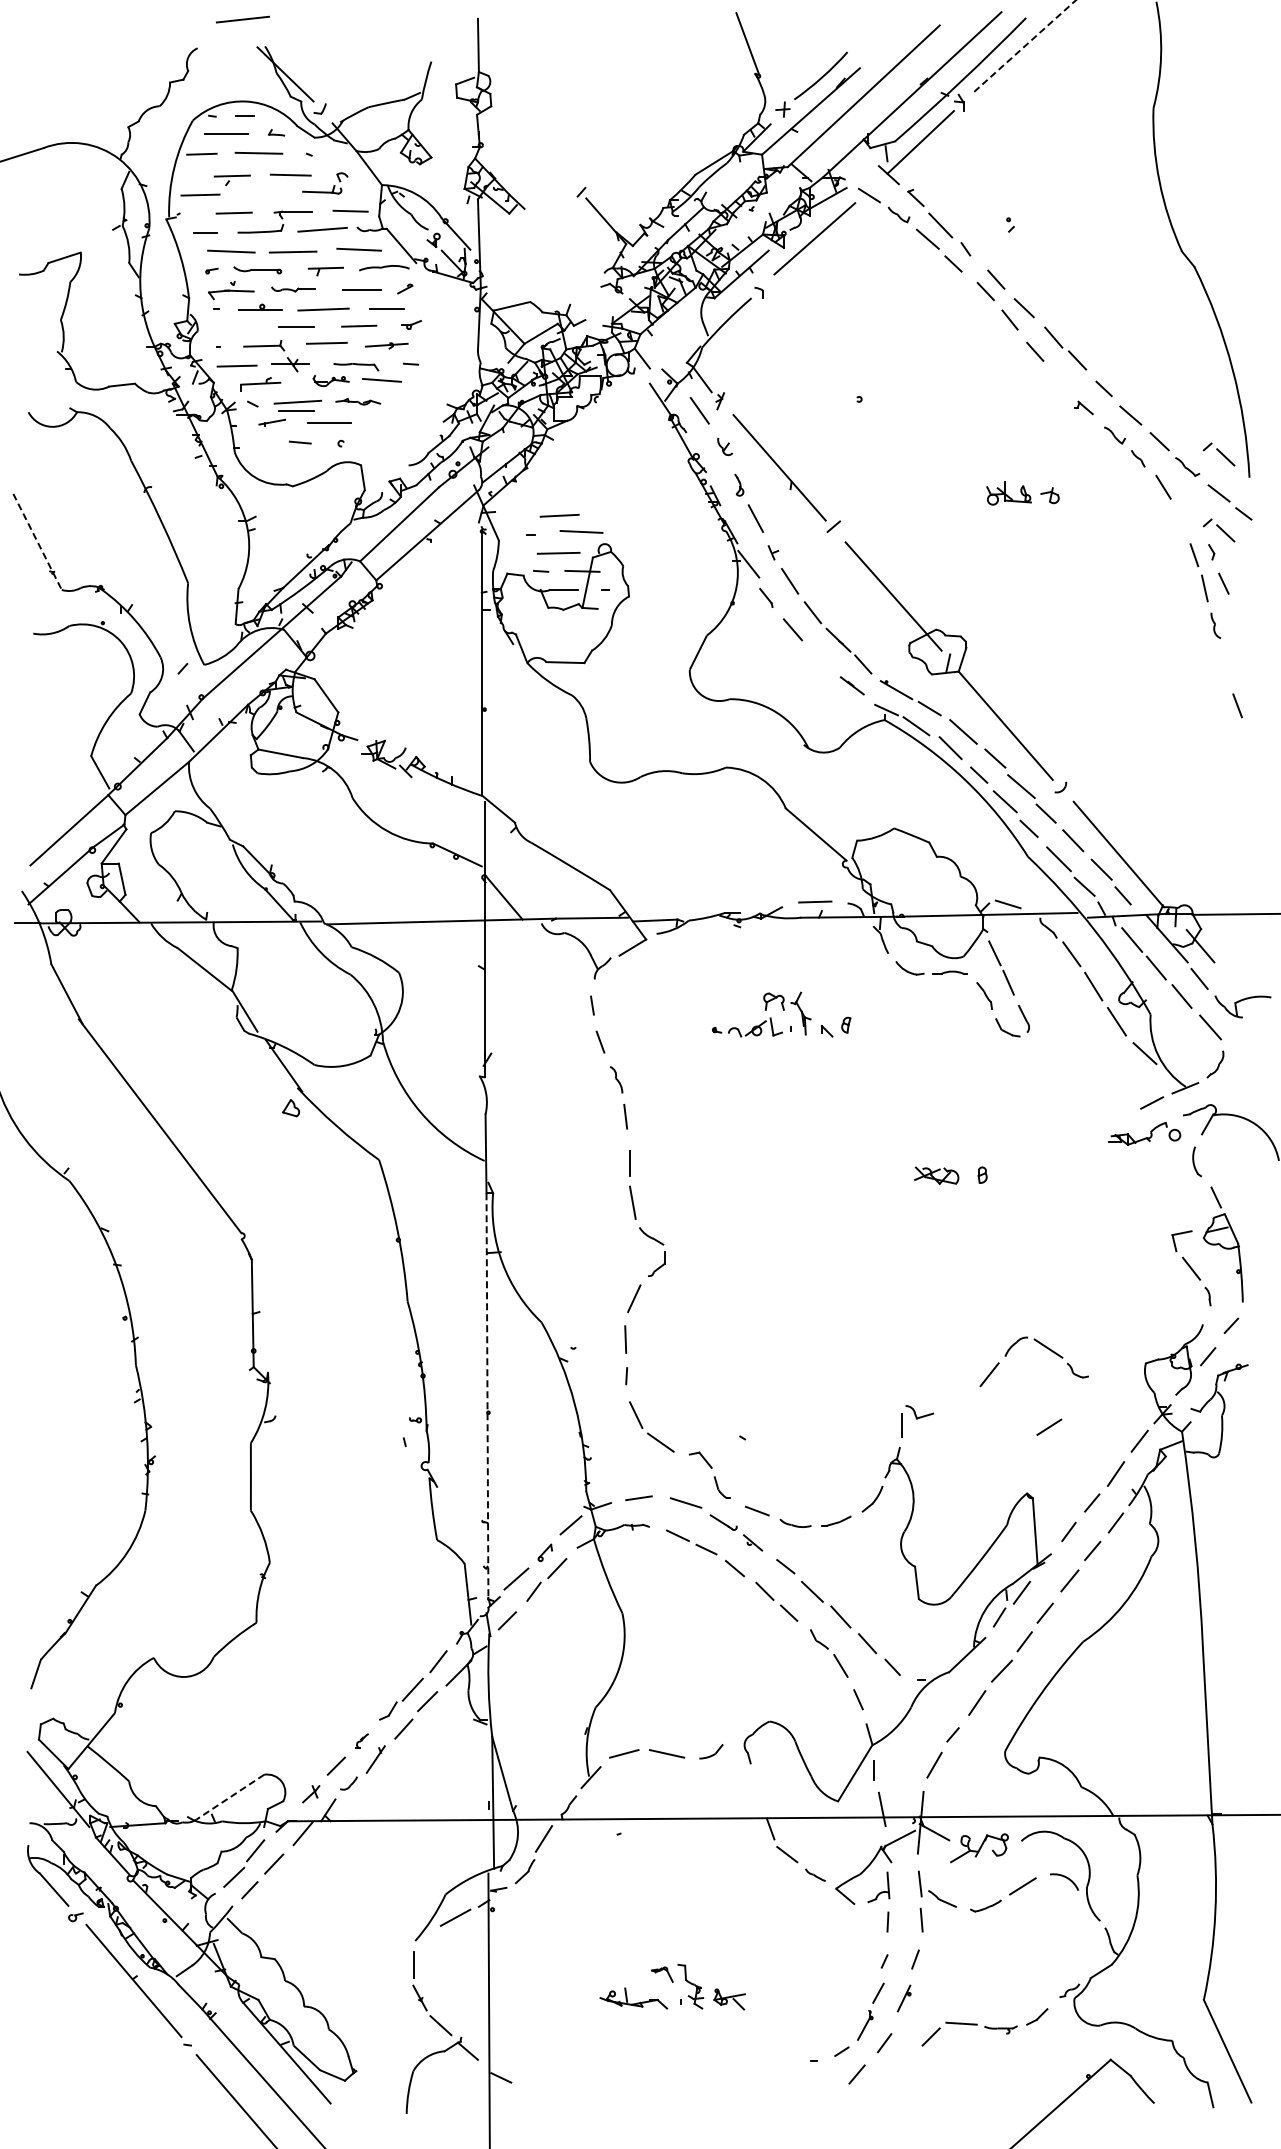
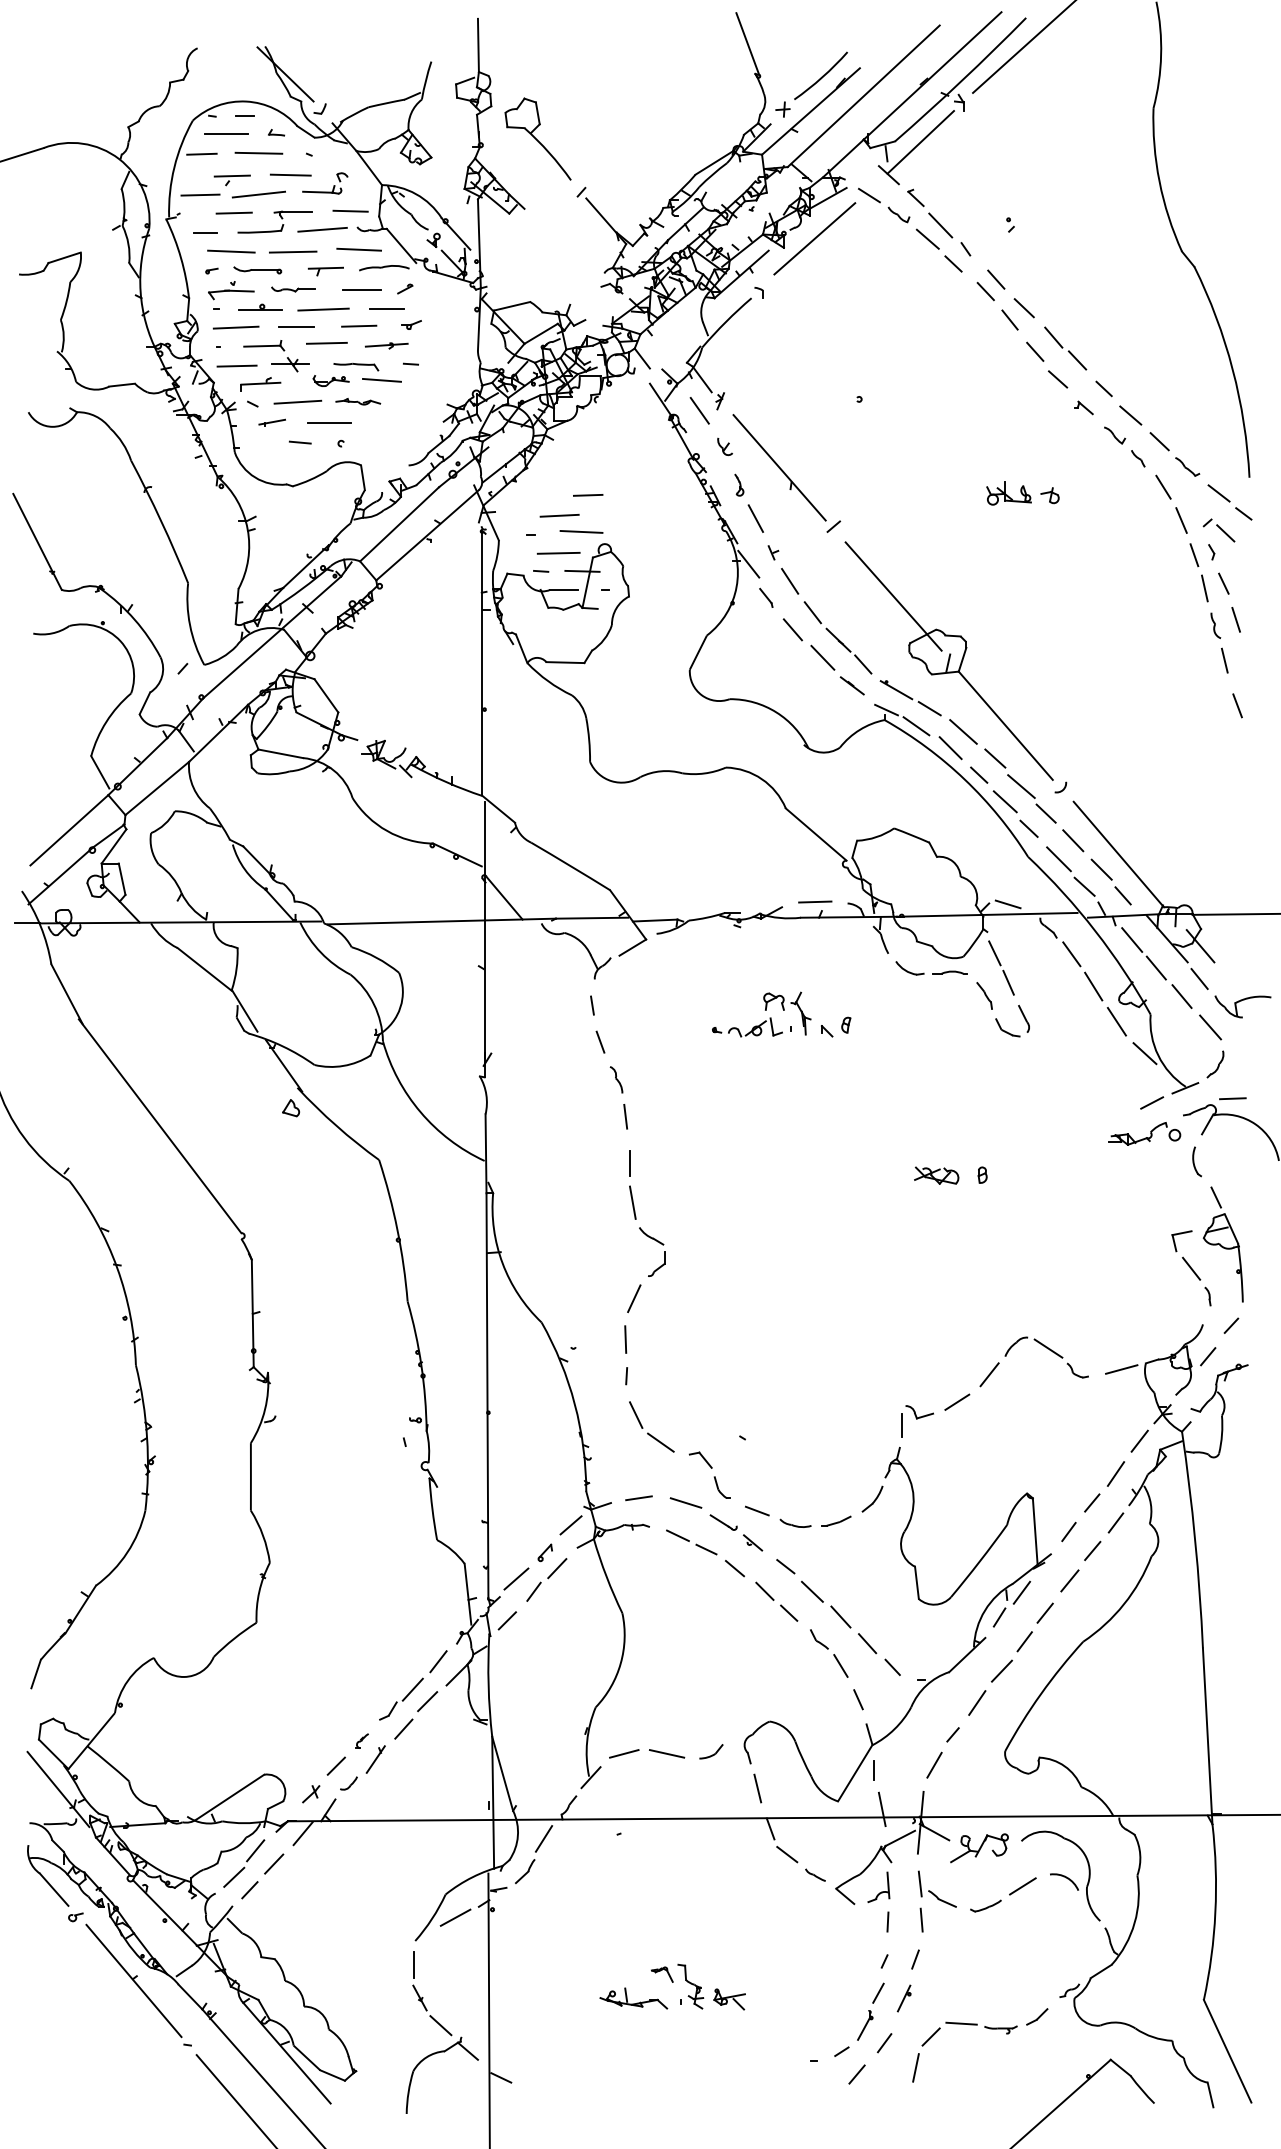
line position: (242, 19) -> (258, 194) (258, 194)
line: dashed -> solid (1024, 46)
part: none -> present (537, 138)
line: none -> present (235, 327)
line: none -> present (1058, 379)
line: present -> none (296, 410)
part: present -> none (1218, 454)
line: none -> present (588, 495)
line: none -> present (1181, 520)
line: dashed -> solid (37, 541)
line: none -> present (1236, 619)
line: none -> present (822, 657)
line: none -> present (1224, 660)
line: none -> present (1232, 1098)
line: none -> present (1121, 1369)
line: dashed -> solid (487, 1396)
line position: (1049, 1426) -> (957, 1401) (957, 1401)
line: none -> present (757, 1788)
line: dashed -> solid (230, 1797)
line: none -> present (915, 2067)
